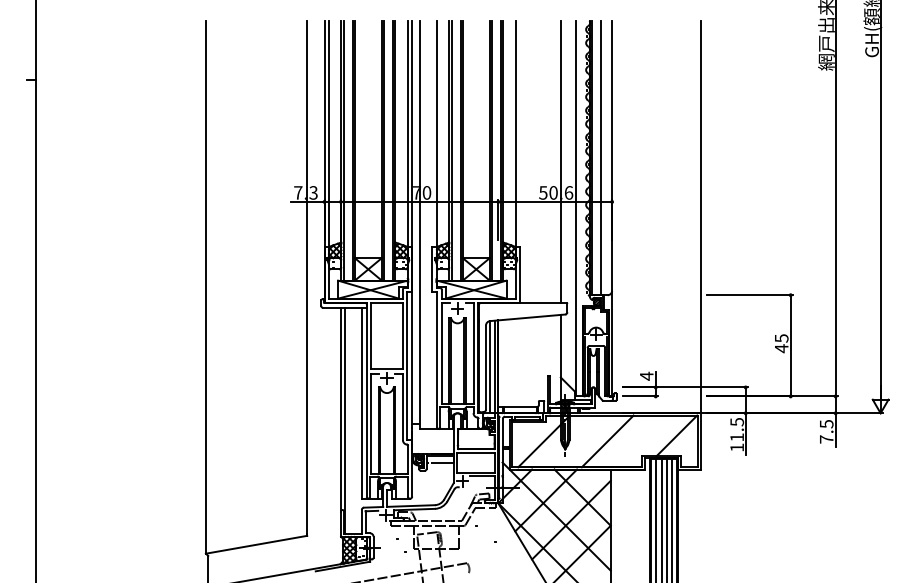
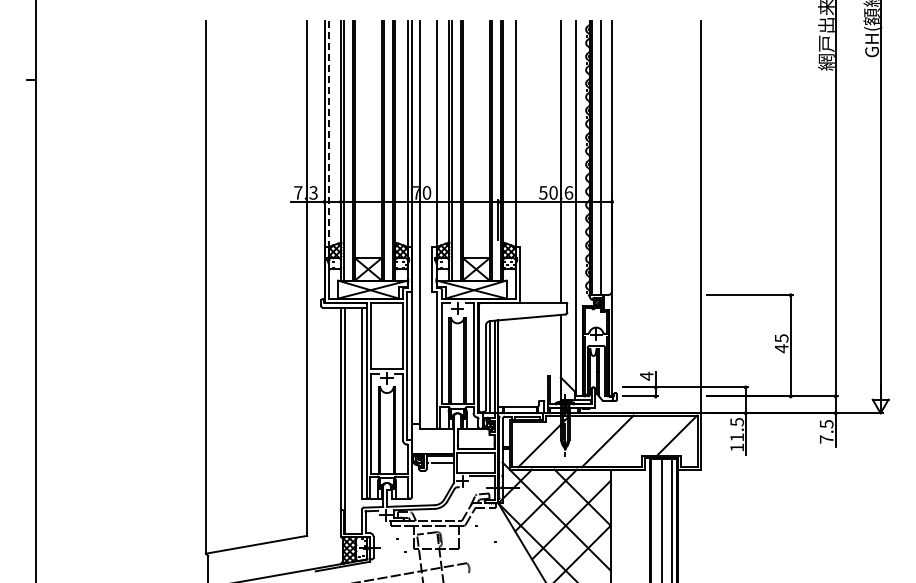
line: solid -> dashed (329, 134)
line: present -> none (656, 519)
line: present -> none (666, 519)
